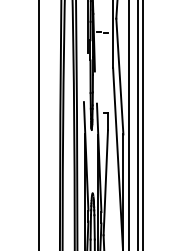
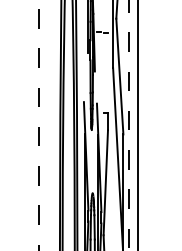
line: present -> none (143, 124)
line: solid -> dashed (38, 125)
line: solid -> dashed (128, 126)
